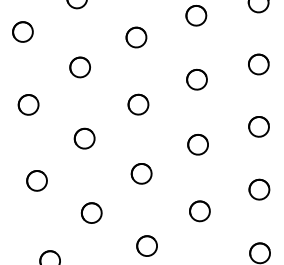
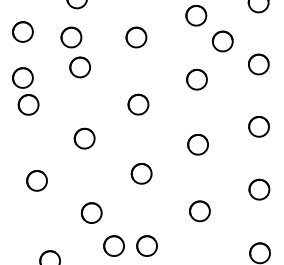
part: none -> present (71, 37)
part: none -> present (222, 41)
part: none -> present (22, 77)
part: none -> present (113, 245)
